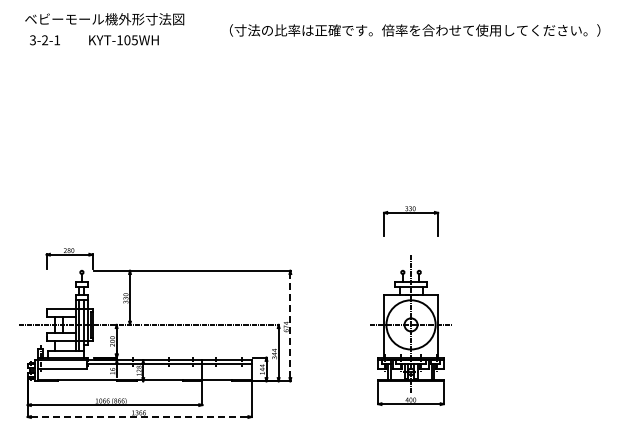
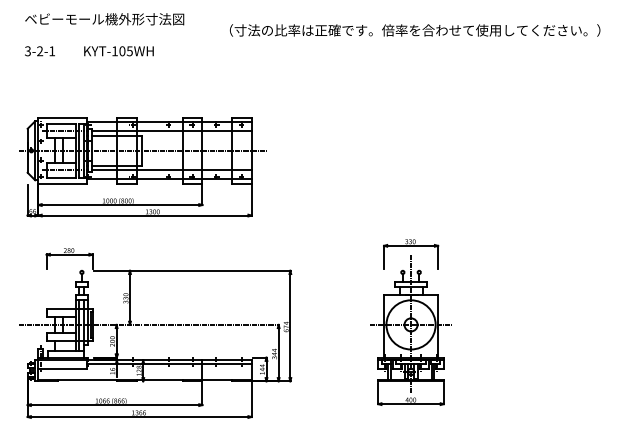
text position: (94, 40) -> (89, 51) (89, 51)
part: none -> present (142, 167)
part position: (411, 213) -> (411, 246) (411, 246)
line: dashed -> solid (290, 326)
line: dashed -> solid (139, 417)
